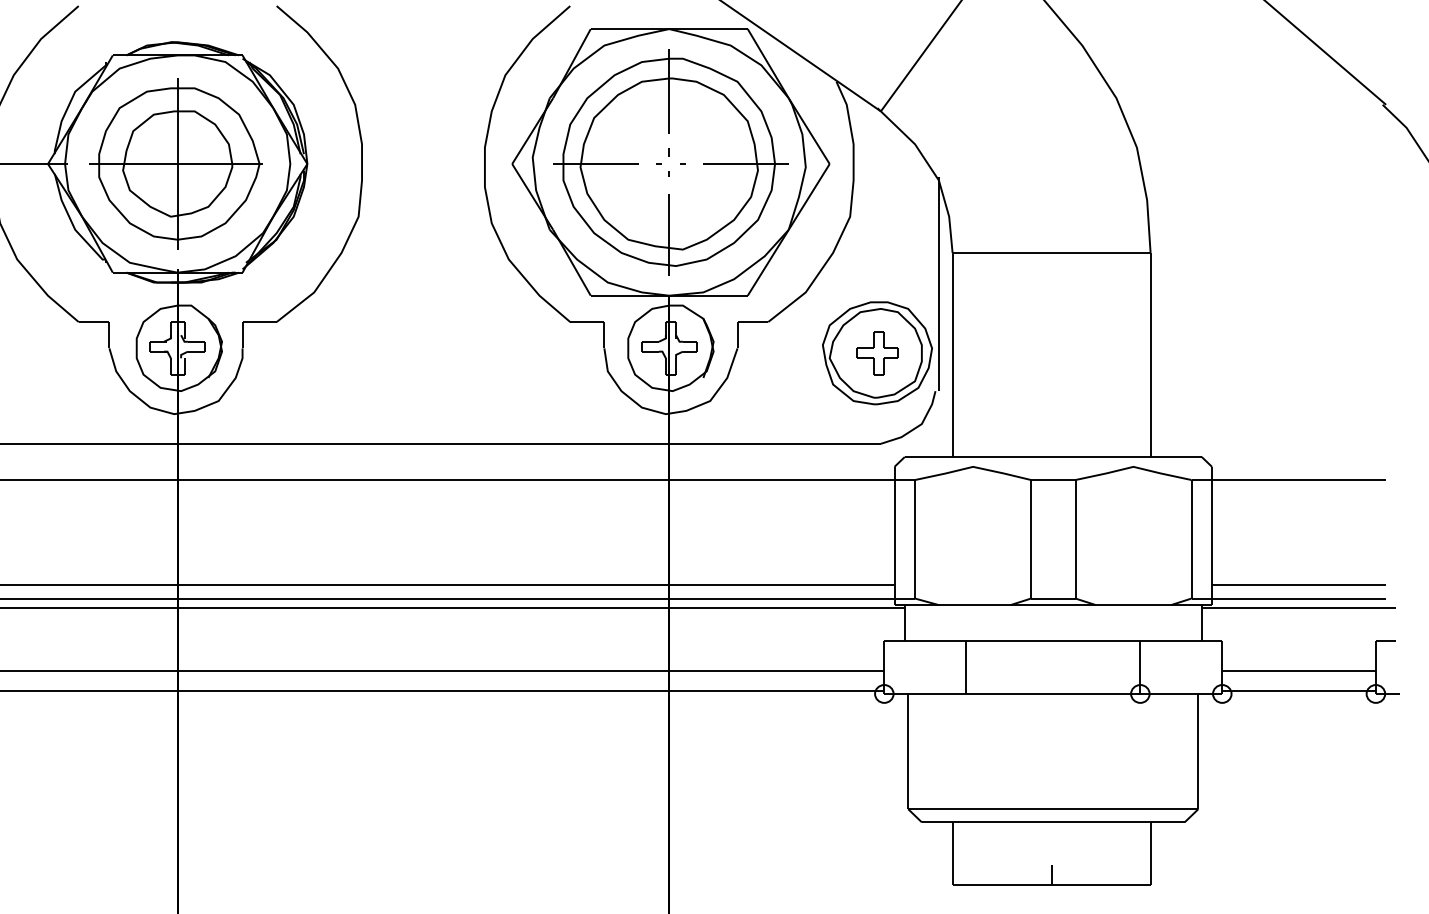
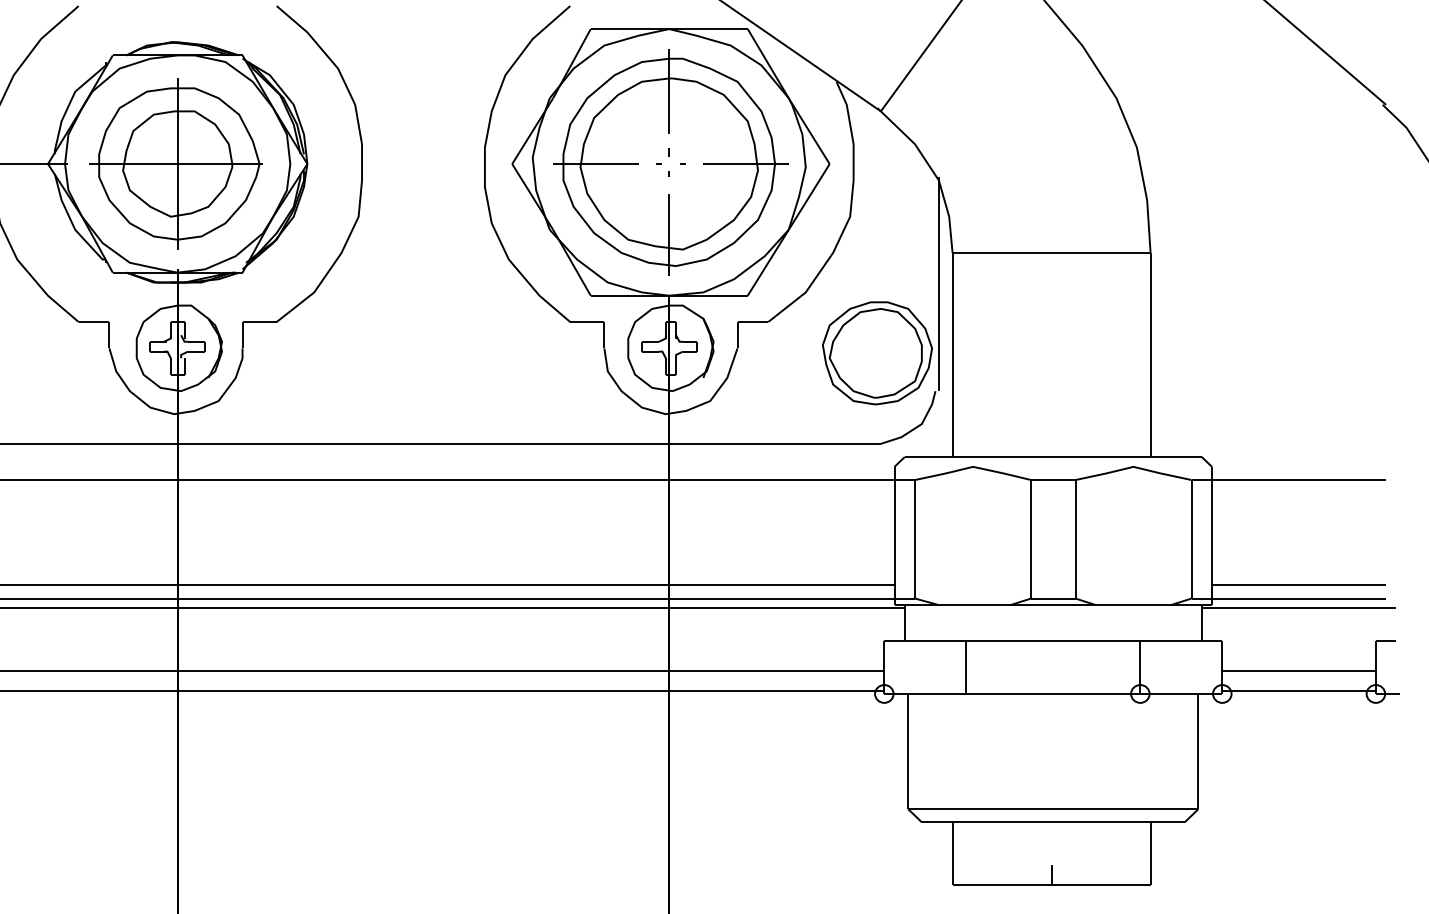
part: present -> none (877, 353)
